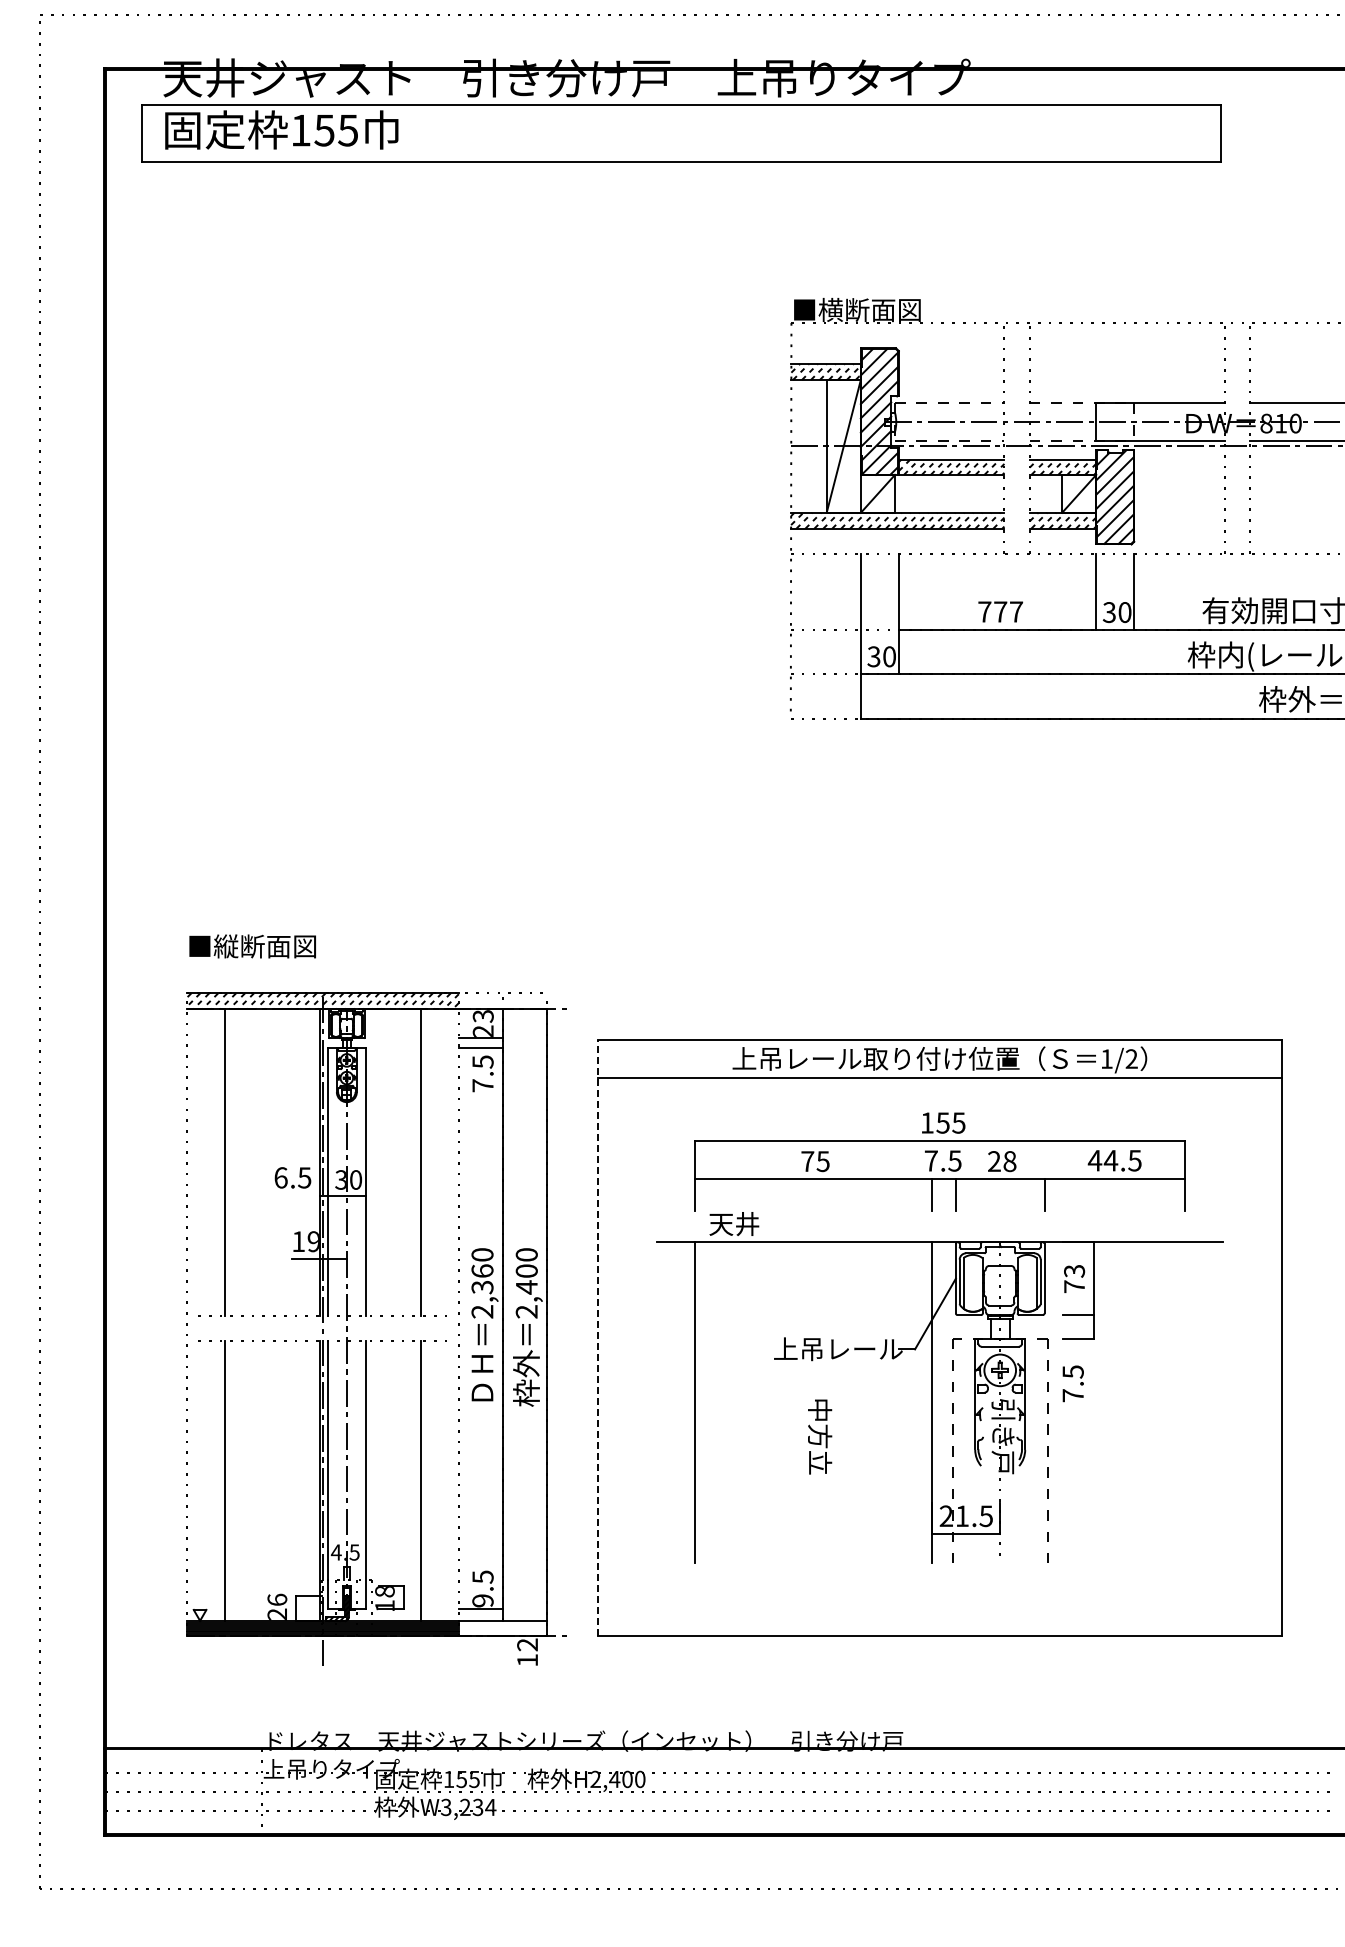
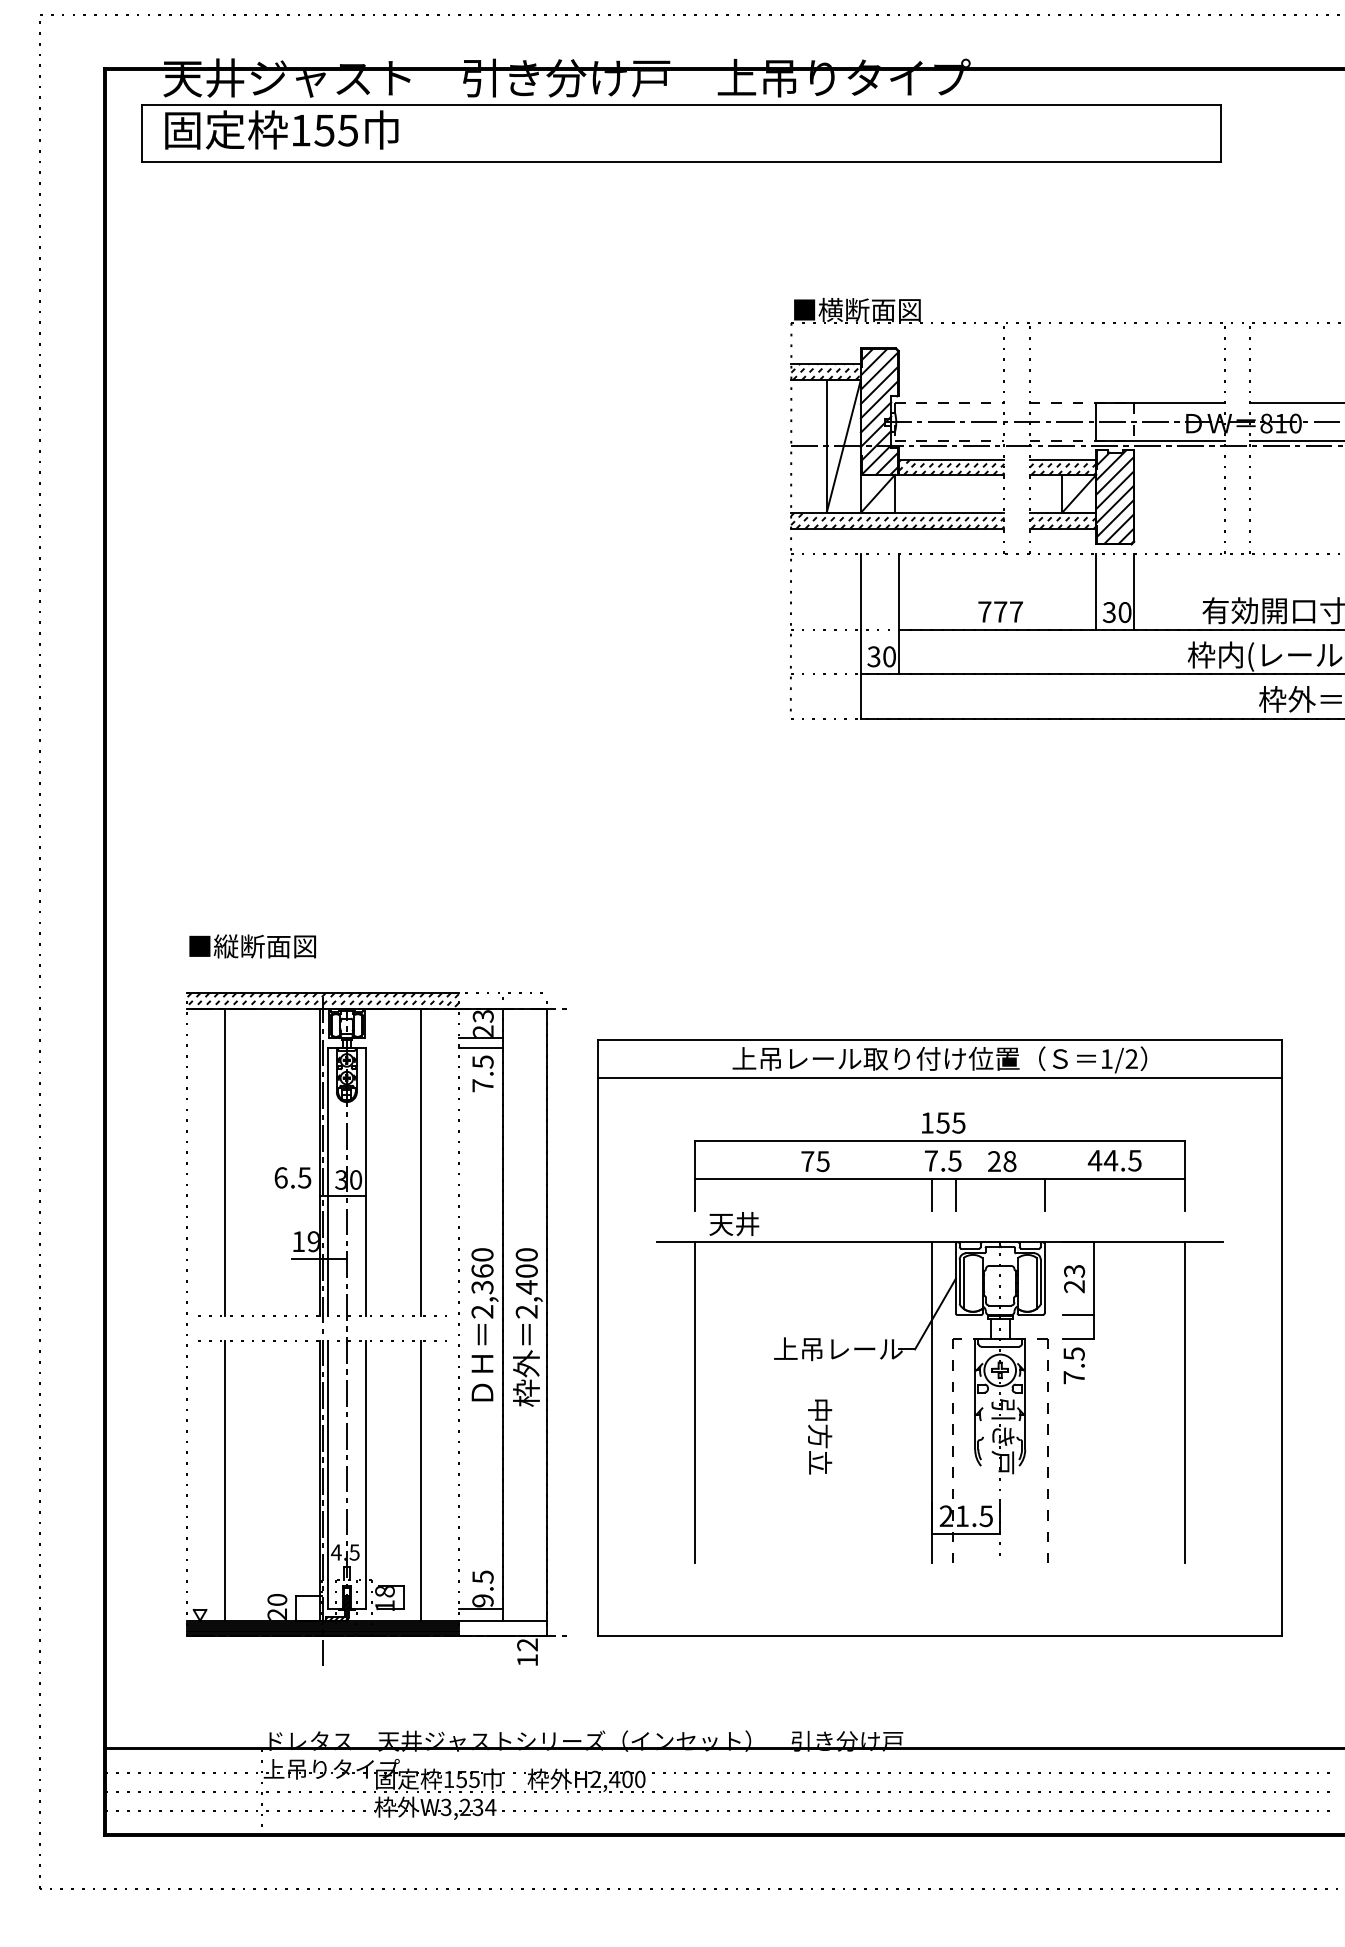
text: 73 -> 23 (1074, 1286)
line: dashed -> solid (598, 1337)
text position: (1072, 1383) -> (1073, 1365) (1073, 1365)
line: none -> present (1185, 1402)
text: 26 -> 20 (277, 1599)
